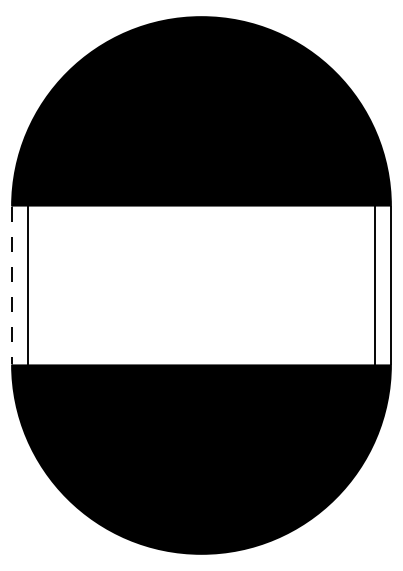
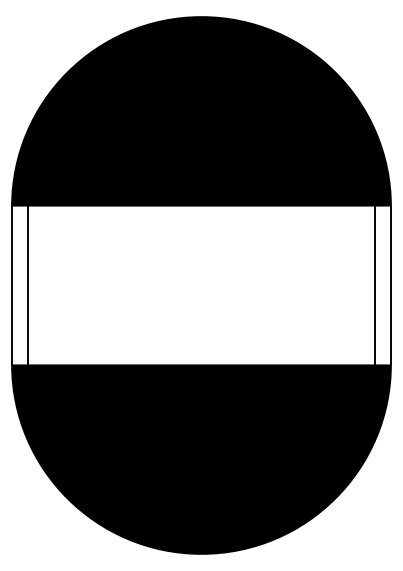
line: dashed -> solid (12, 285)
